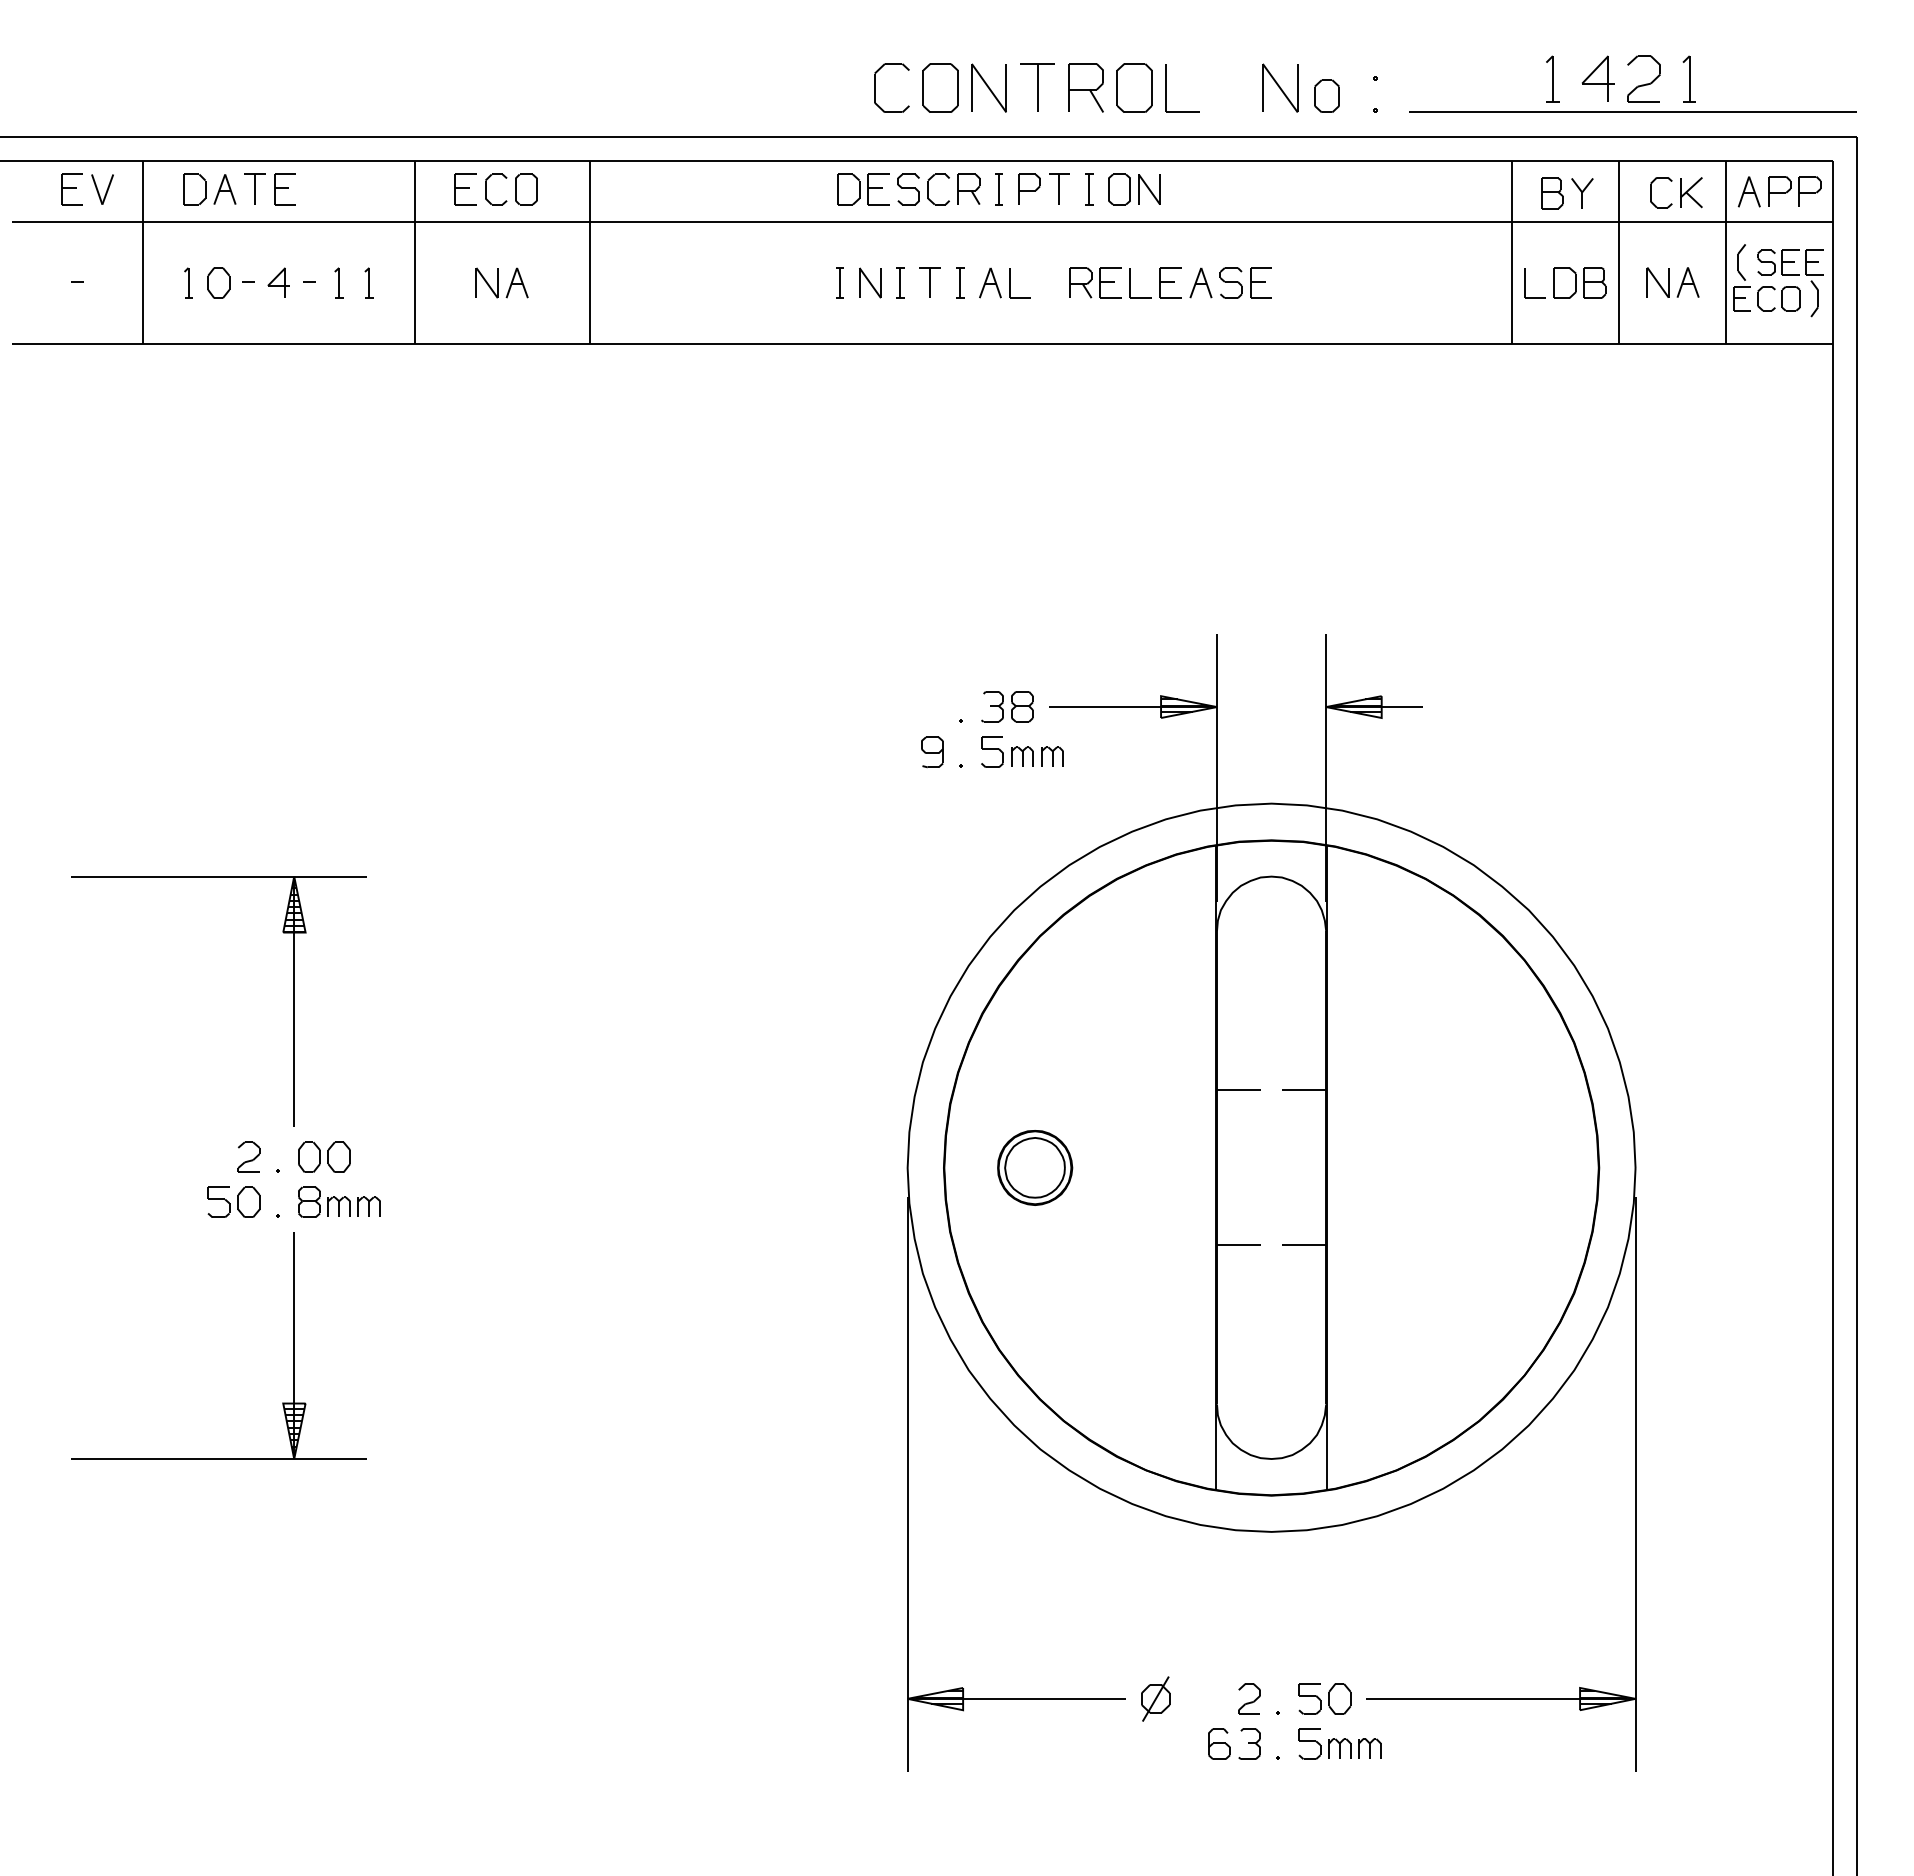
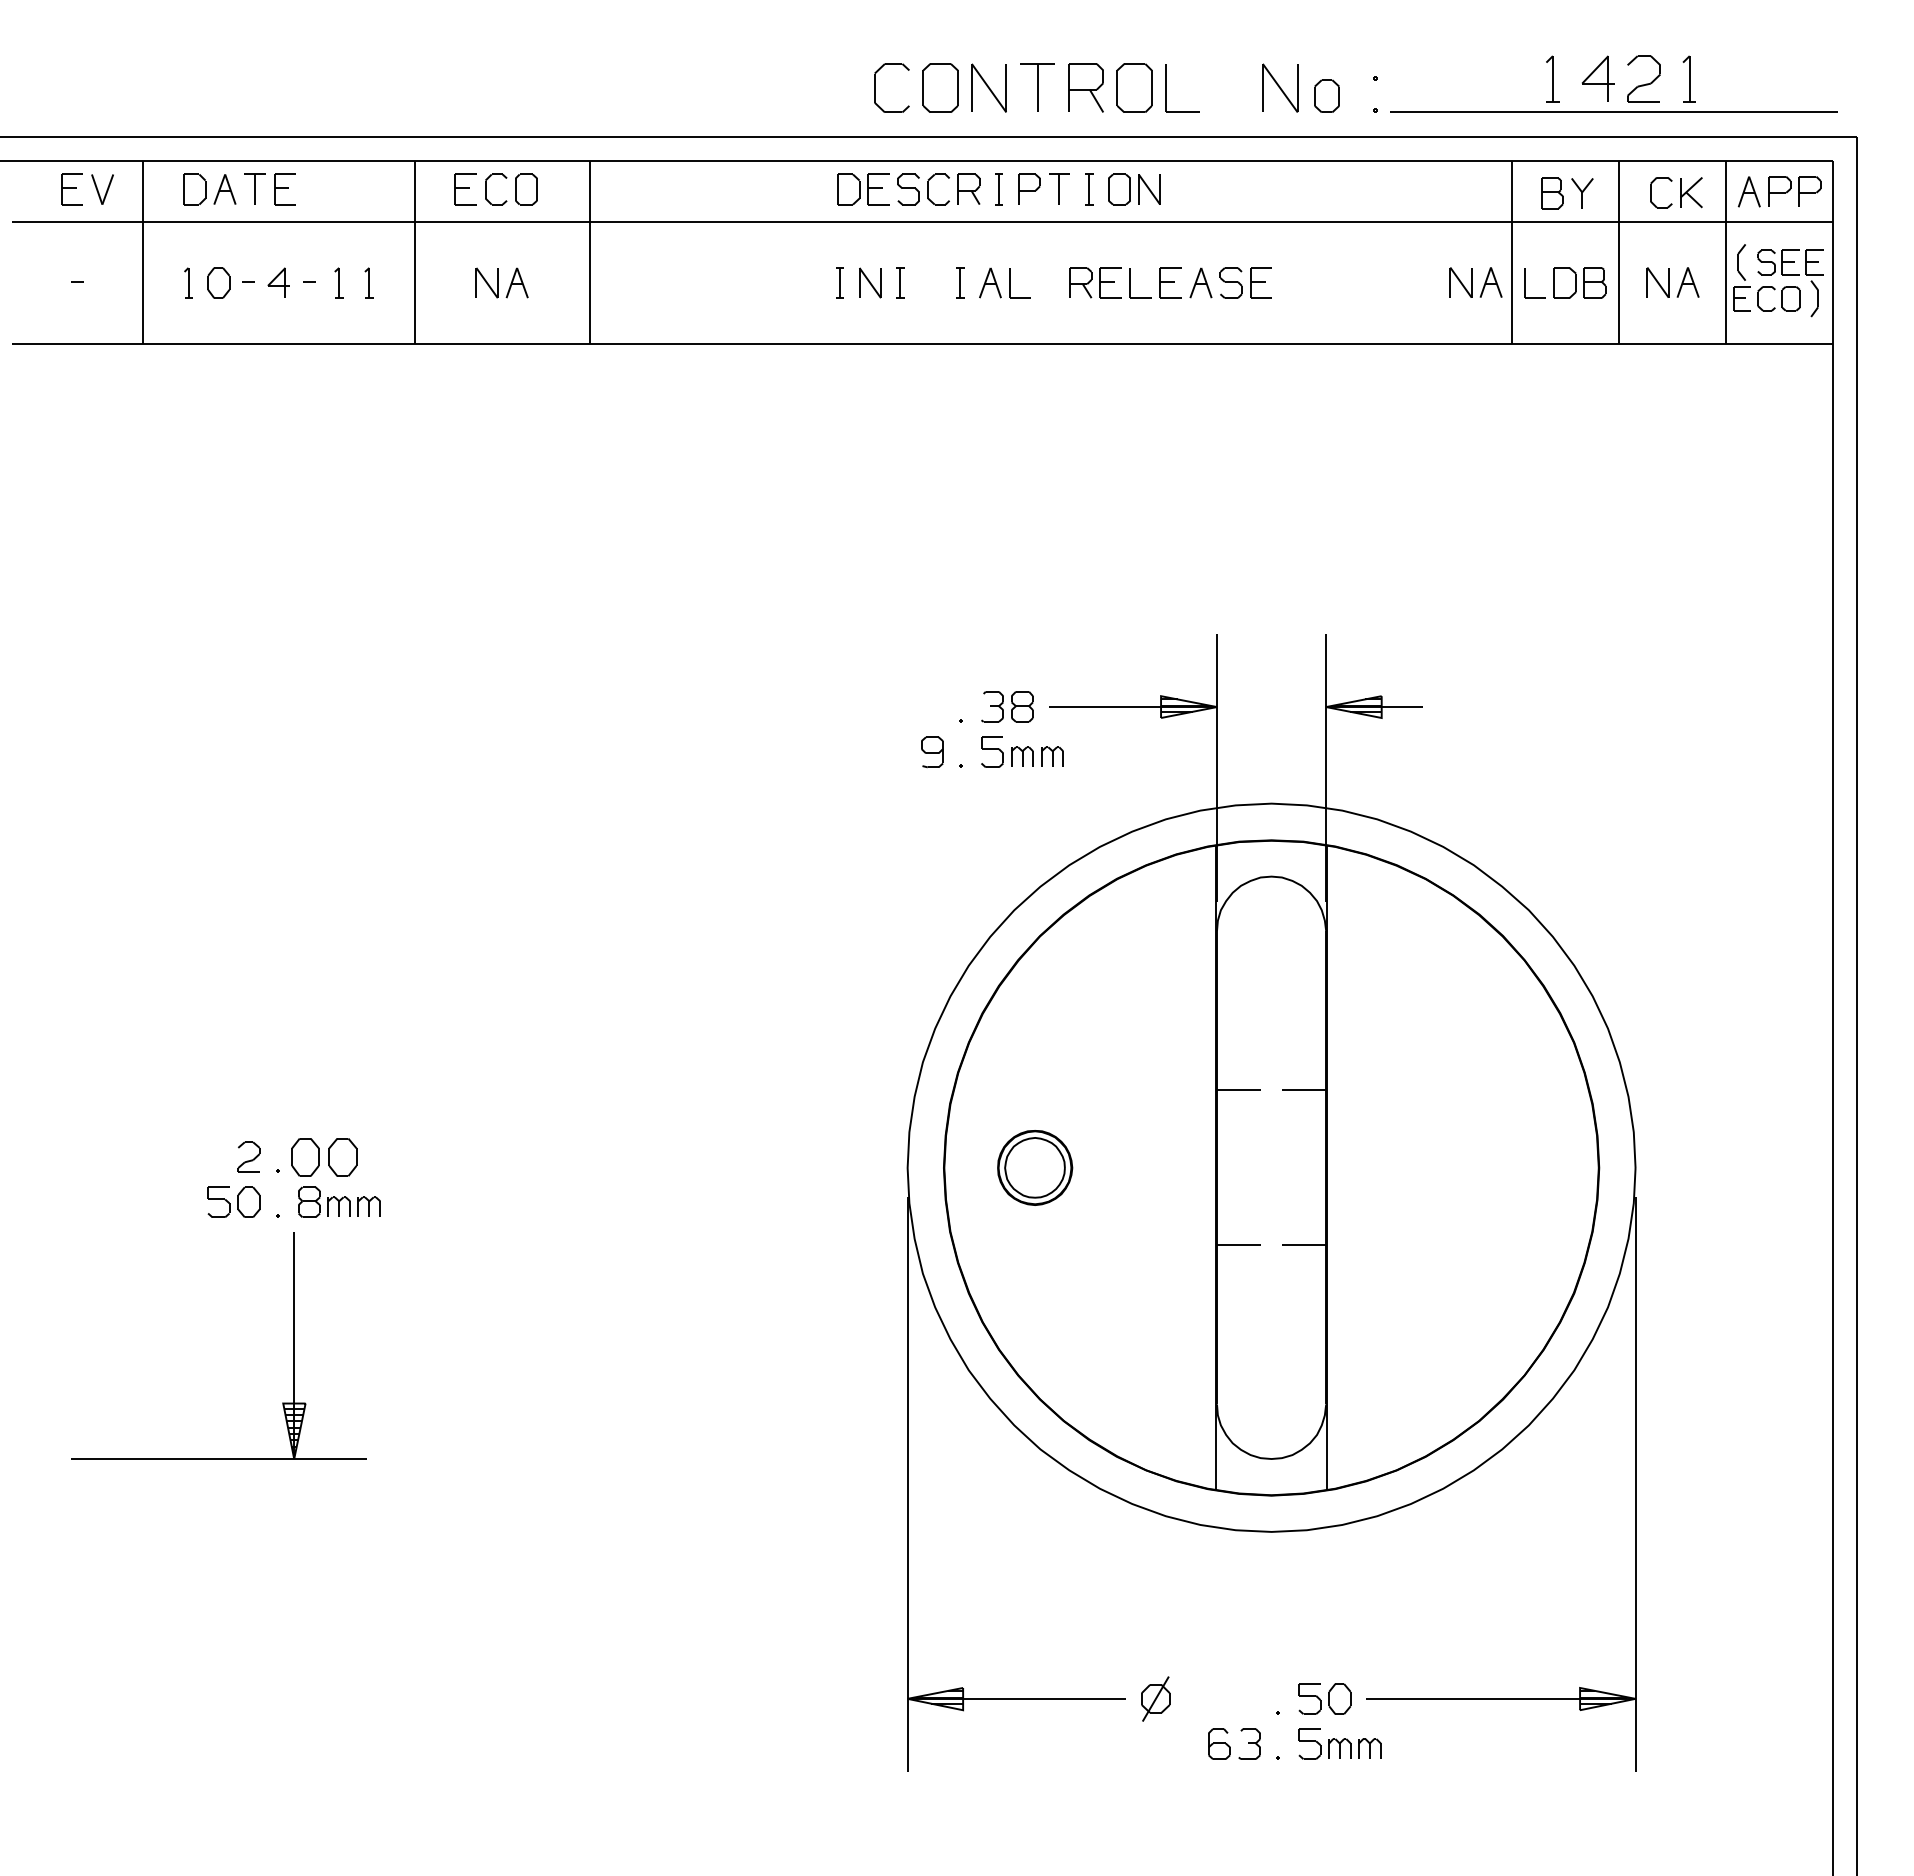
line position: (1632, 111) -> (1613, 111) (1613, 111)
part: present -> none (929, 282)
part: none -> present (1475, 282)
part: present -> none (293, 1001)
part size: 53x32 px -> 67x39 px (324, 1157)
part: present -> none (1249, 1698)
